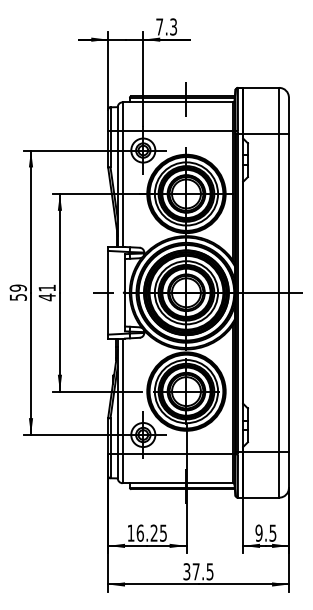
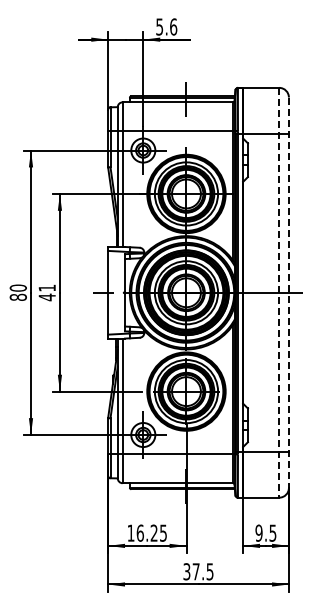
text: 7.3 -> 5.6 (166, 26)
text: 59 -> 80 (17, 292)
line: solid -> dashed (279, 292)
line: solid -> dashed (288, 293)
